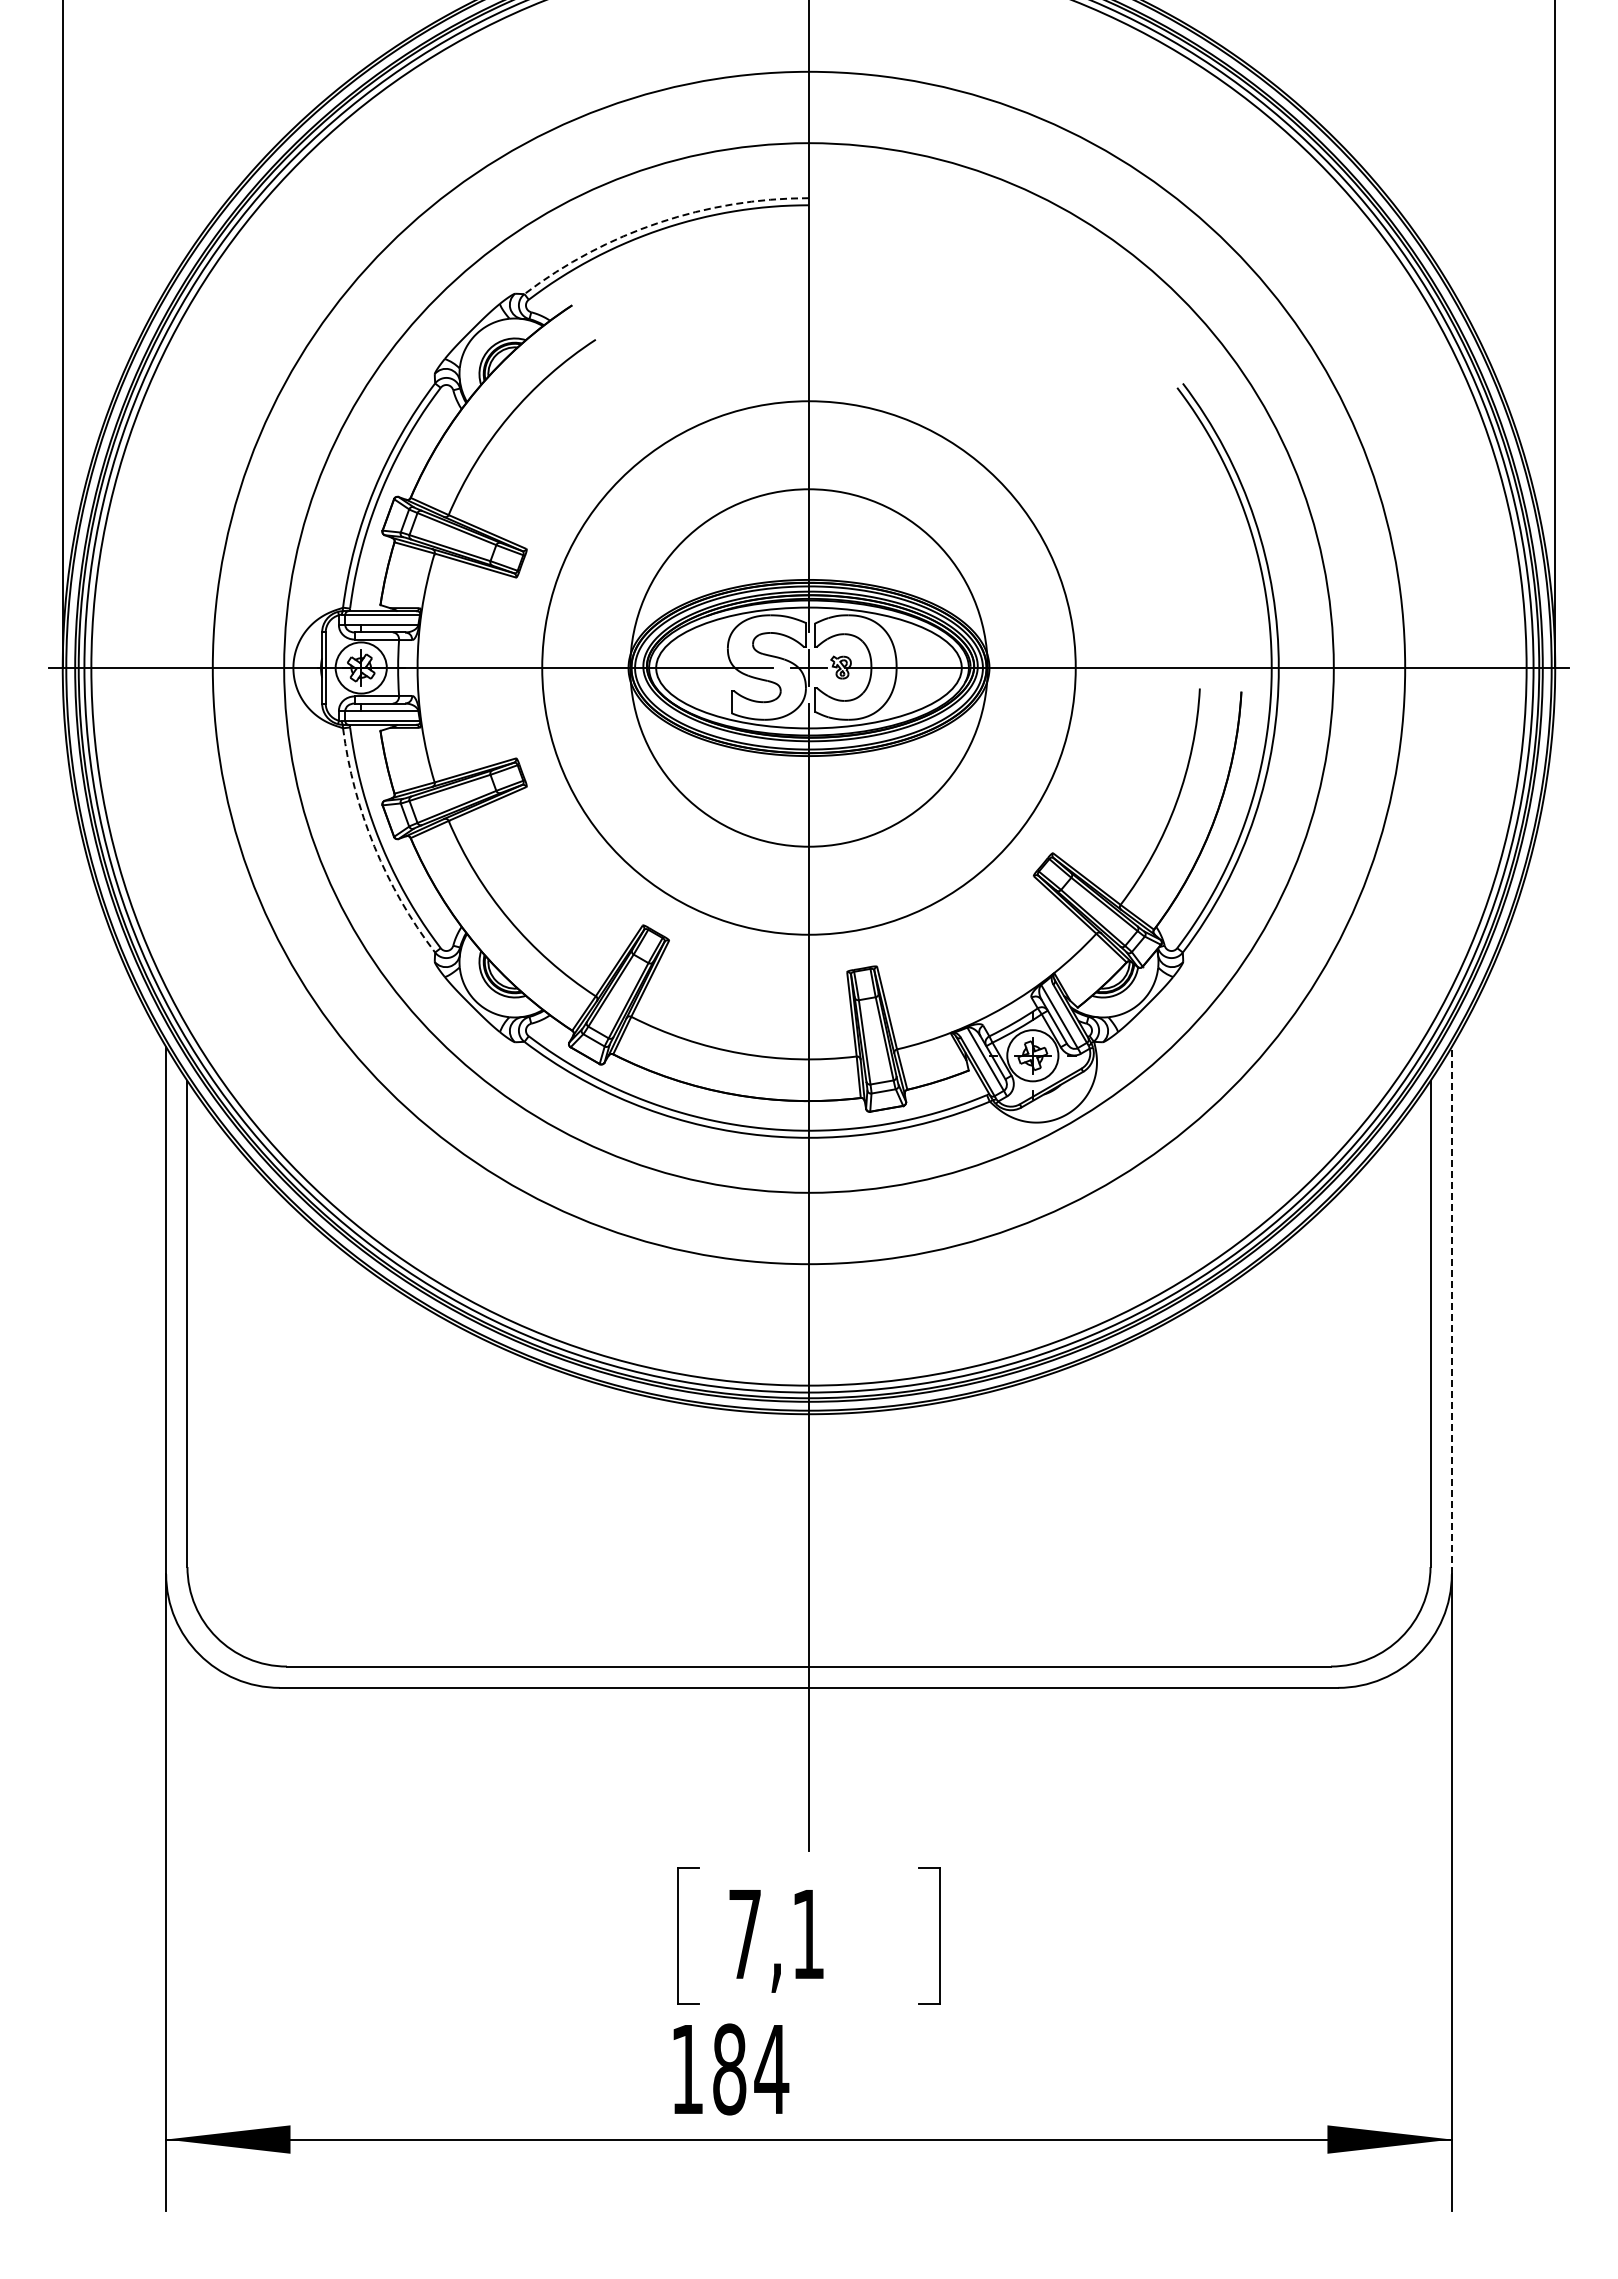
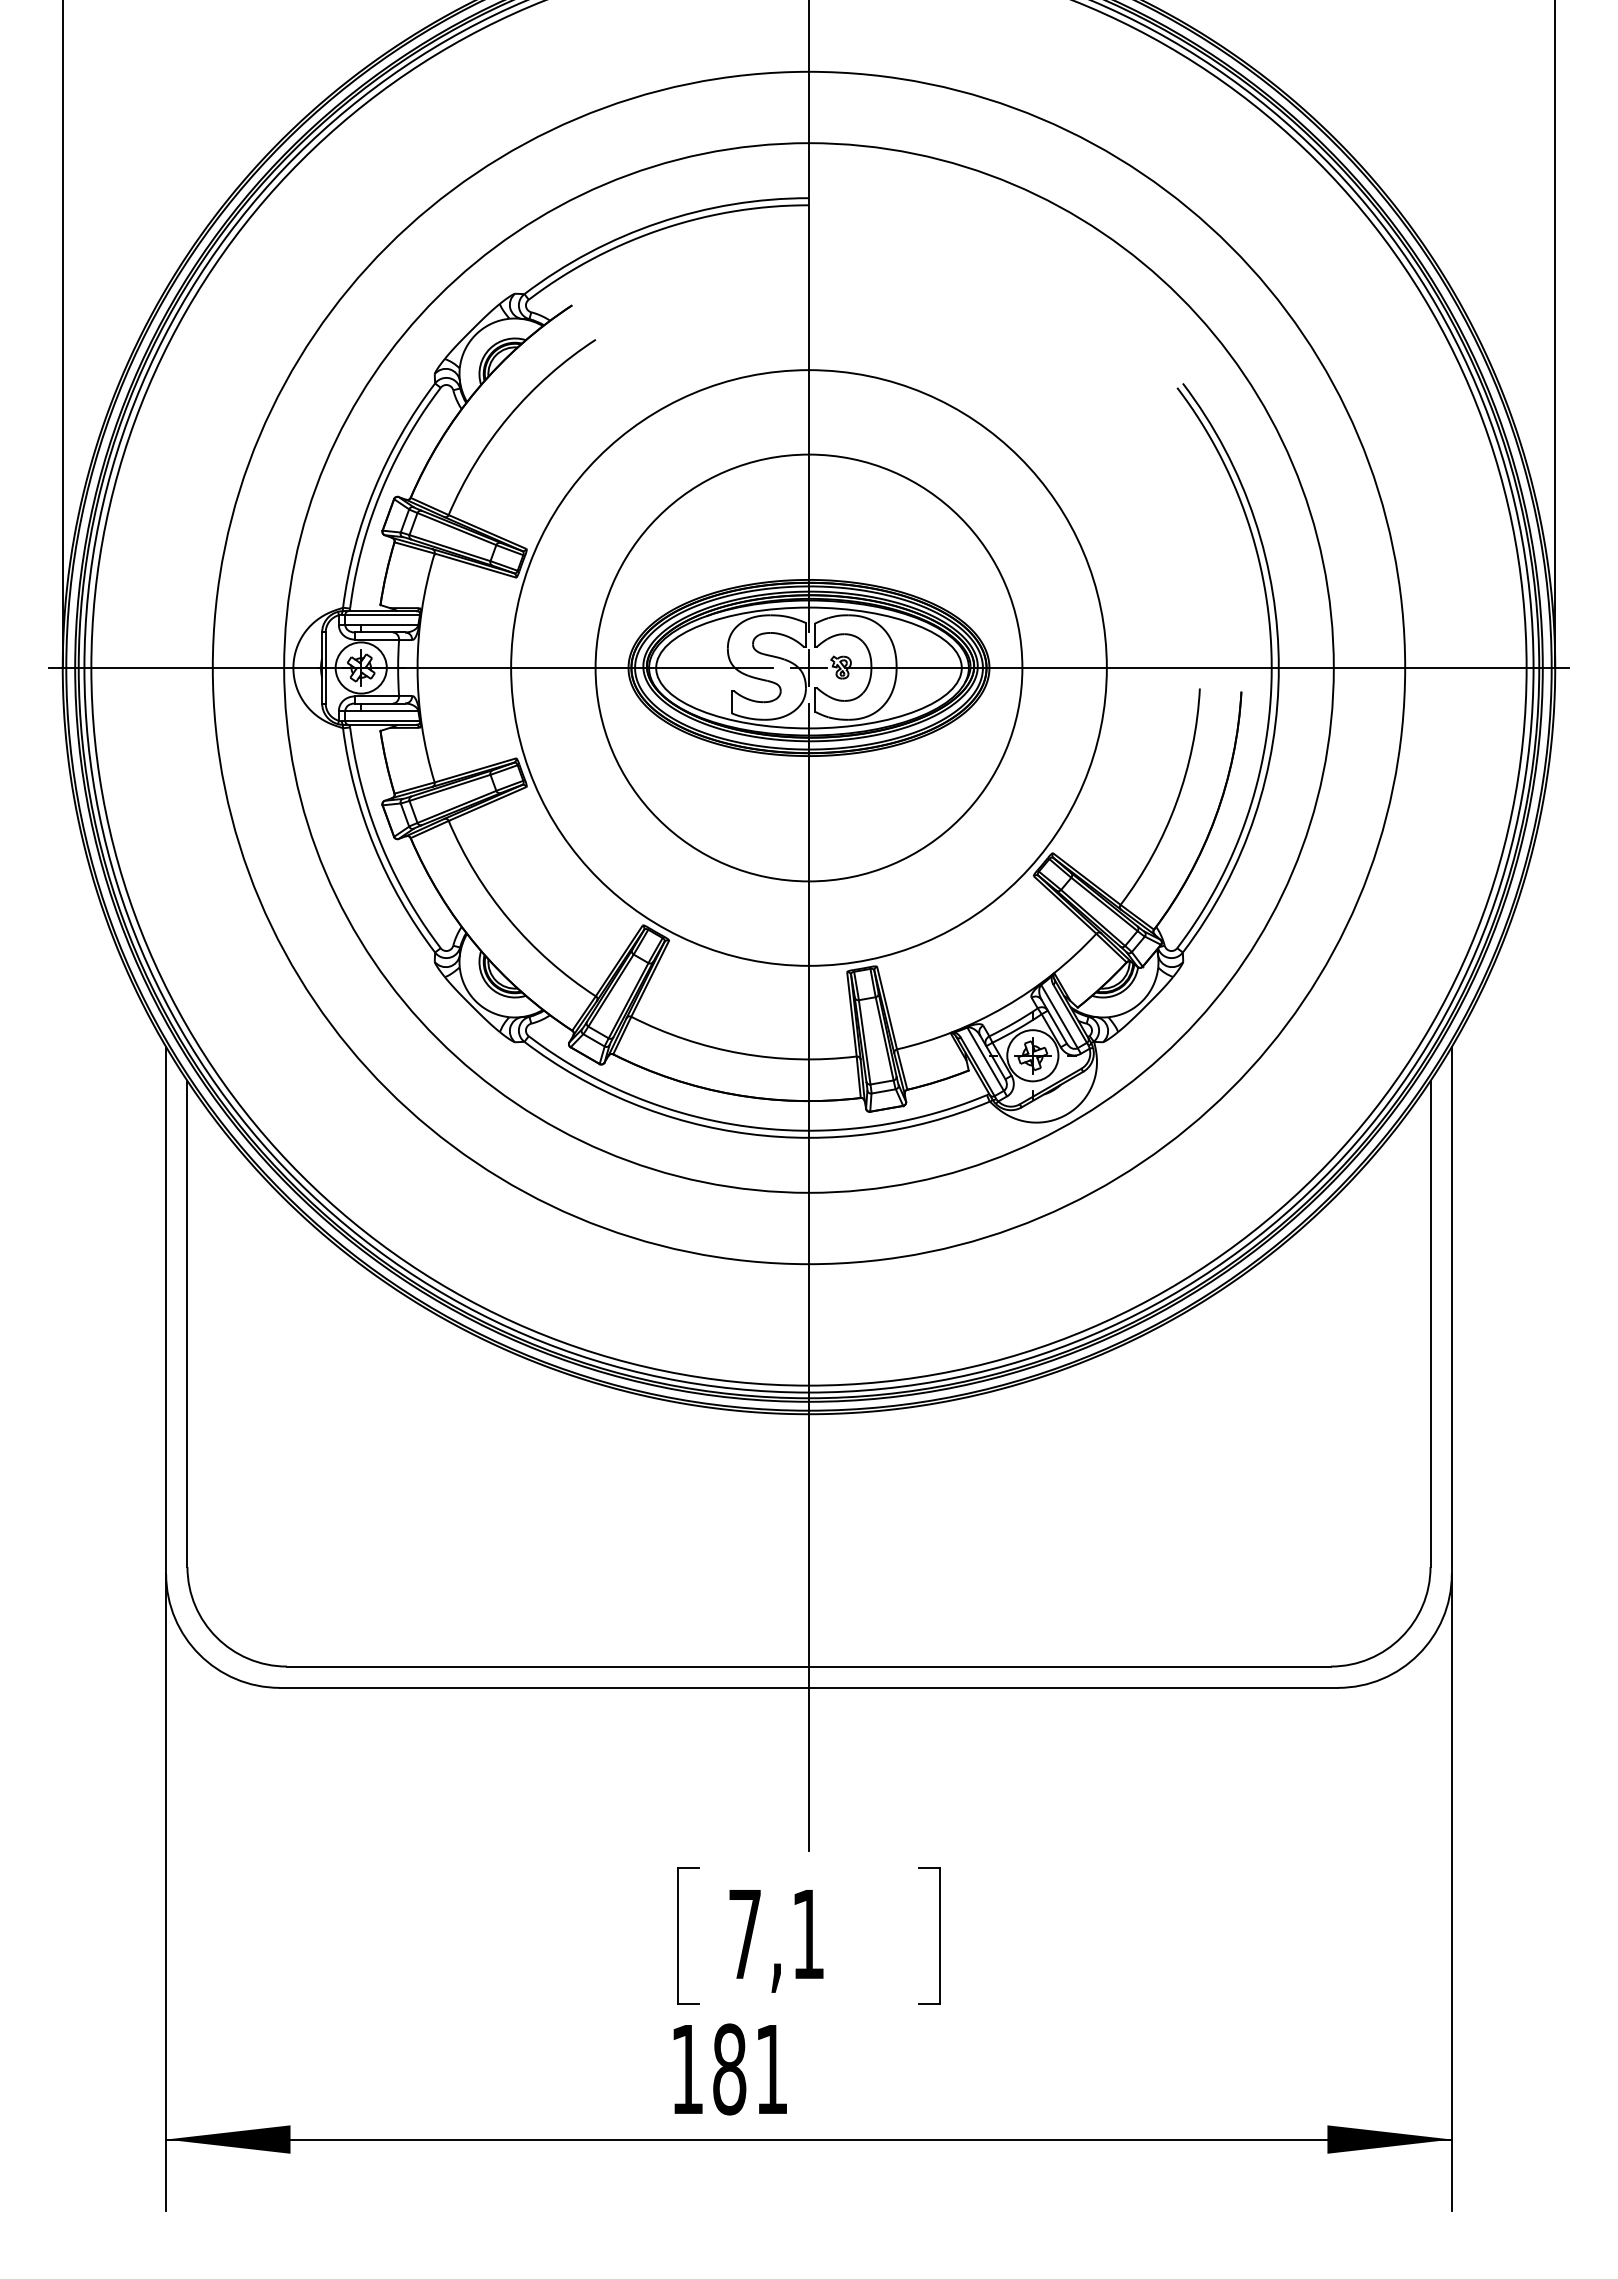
arc: dashed -> solid (658, 222)
circle diameter: 357 px -> 596 px (808, 667)
circle diameter: 534 px -> 427 px (808, 667)
arc: dashed -> solid (374, 846)
line: dashed -> solid (1451, 1310)
text: 184 -> 181 (771, 2069)
